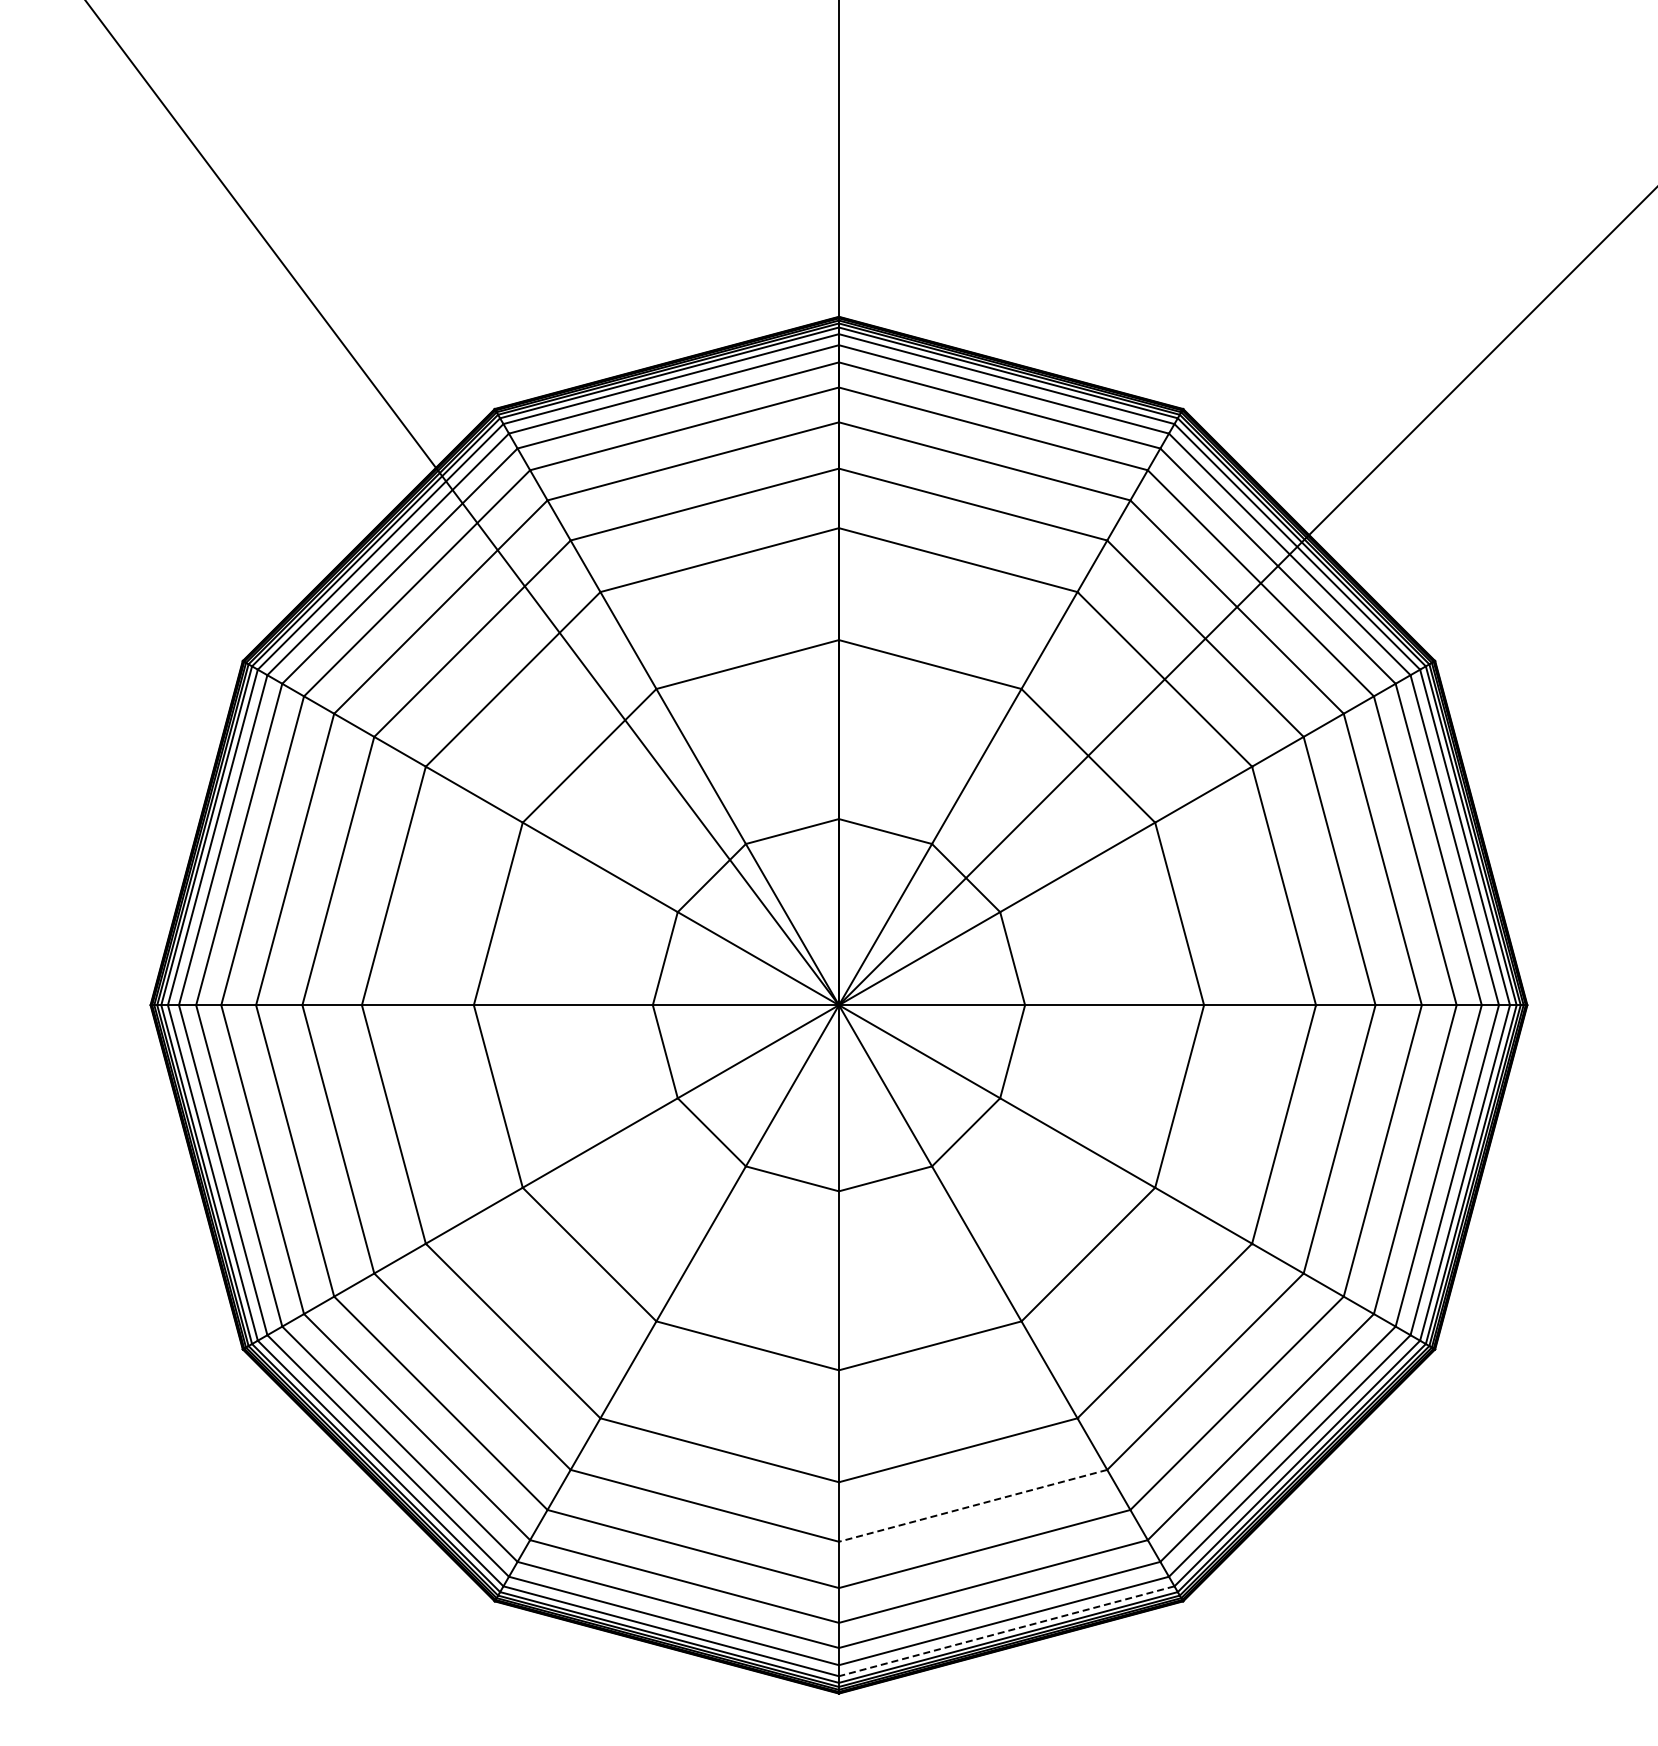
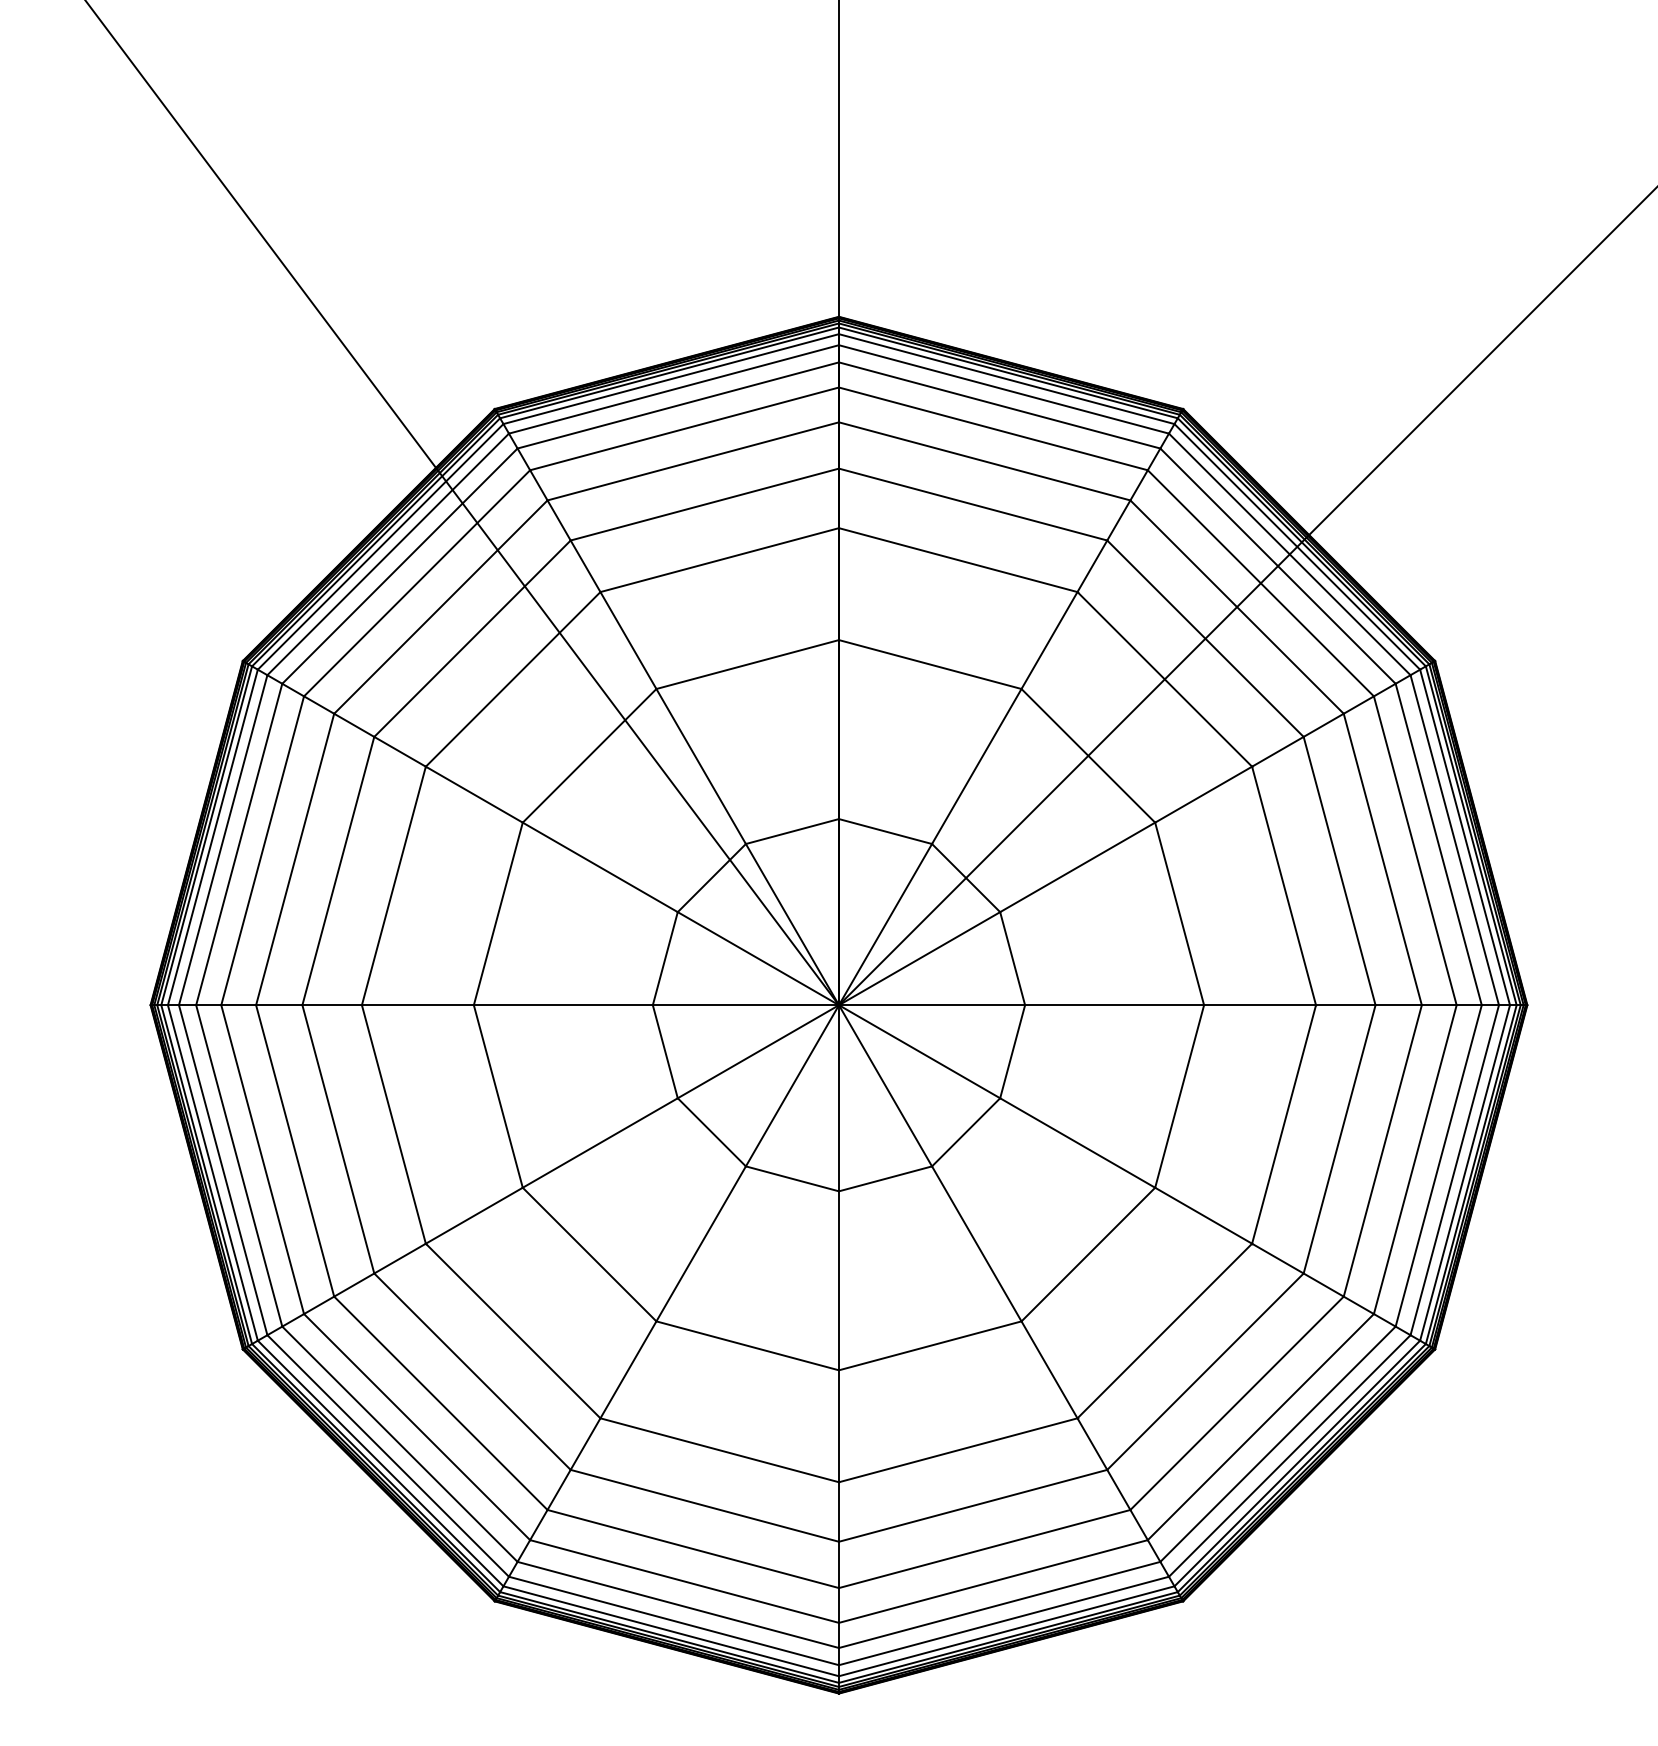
line: dashed -> solid (973, 1505)
line: dashed -> solid (1006, 1631)
